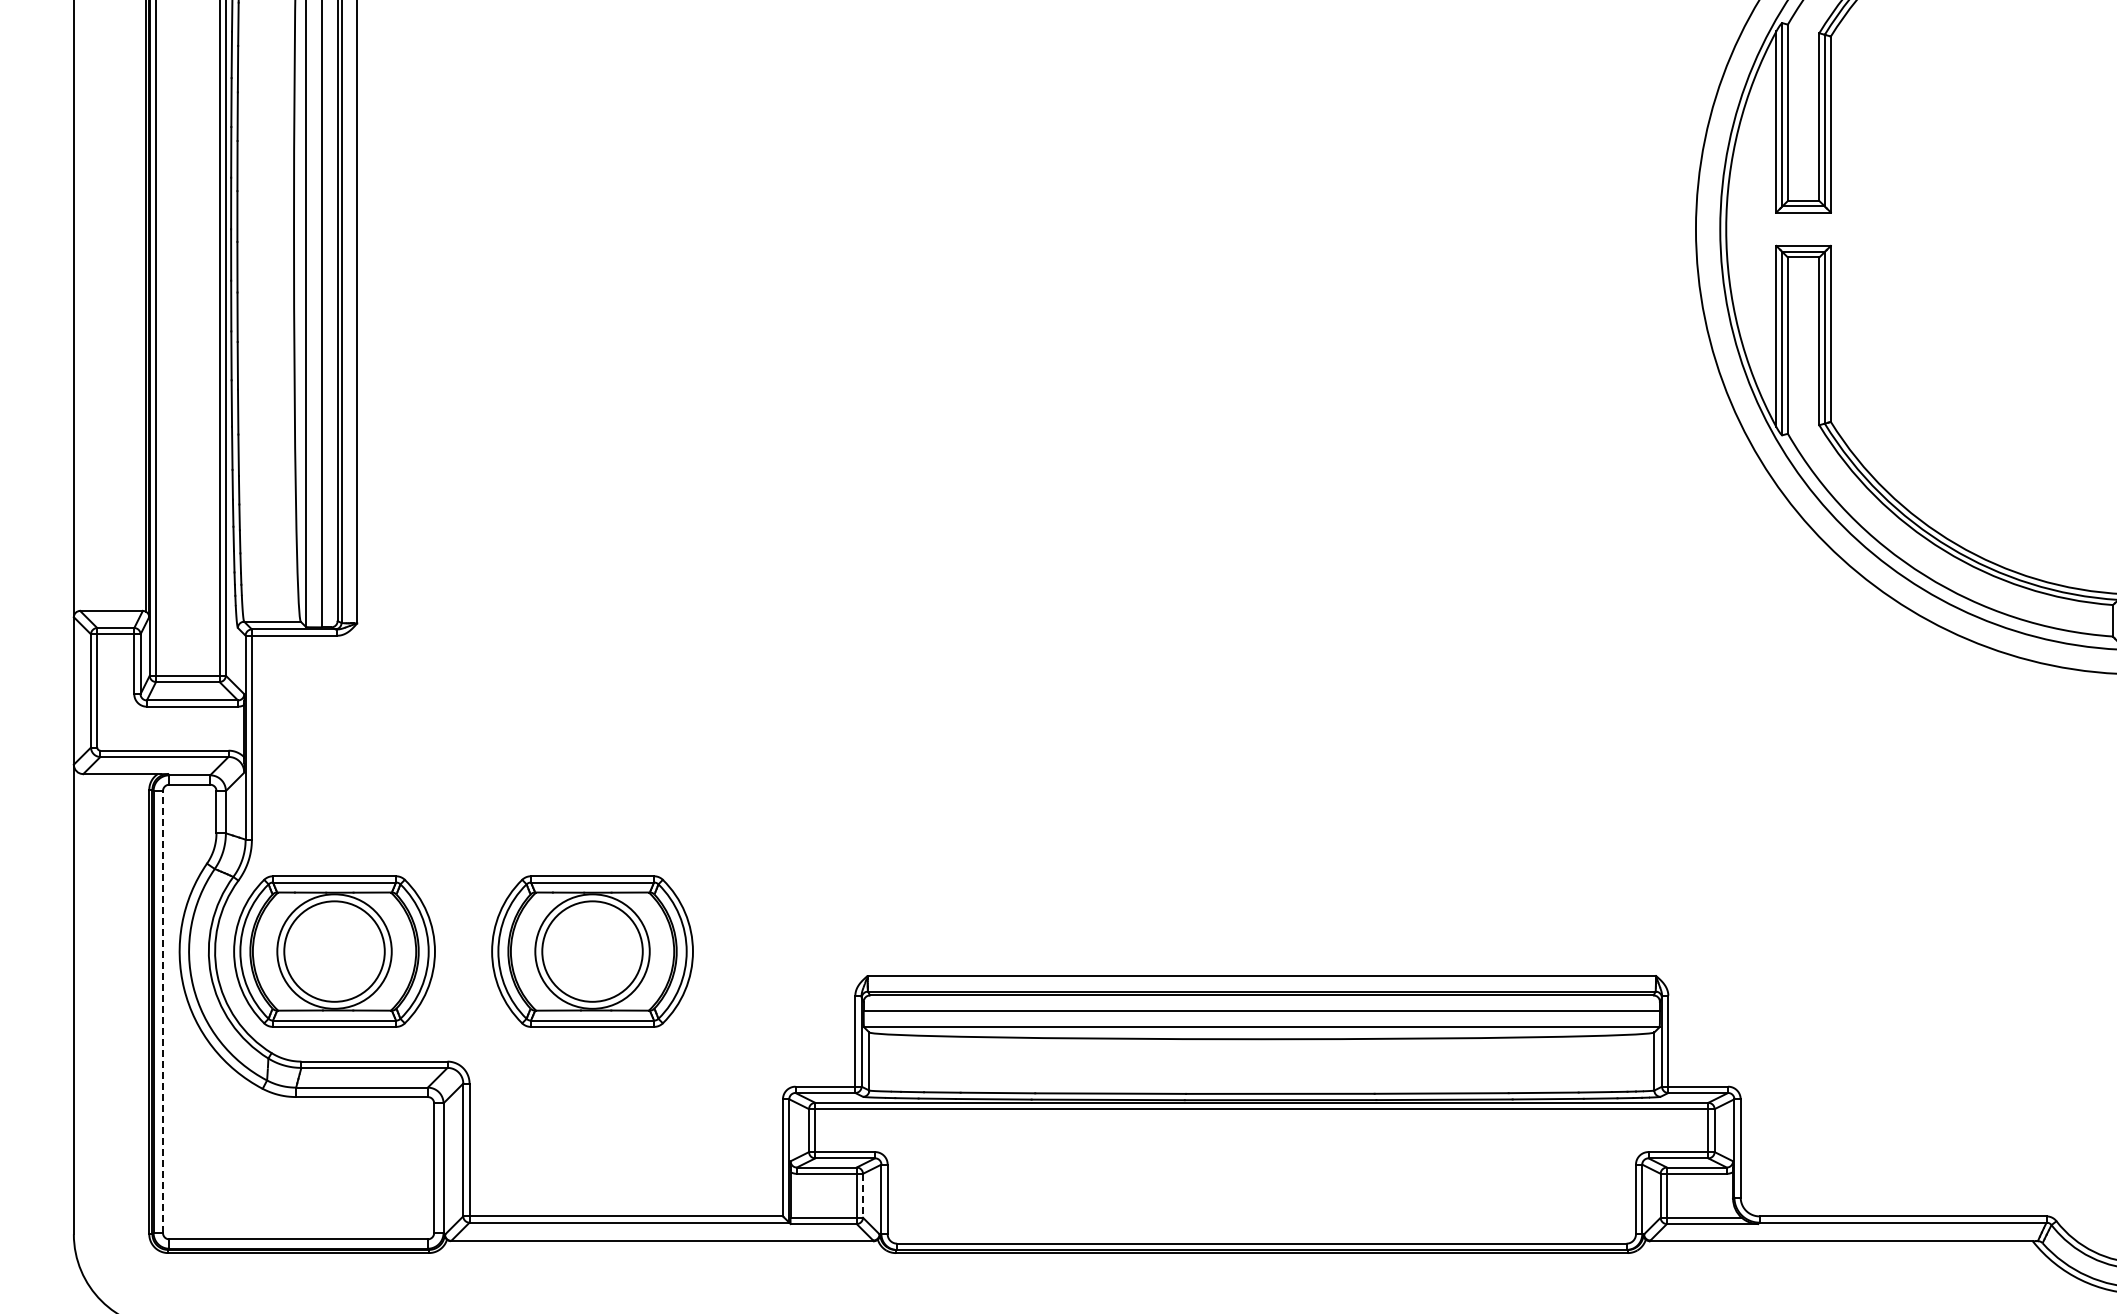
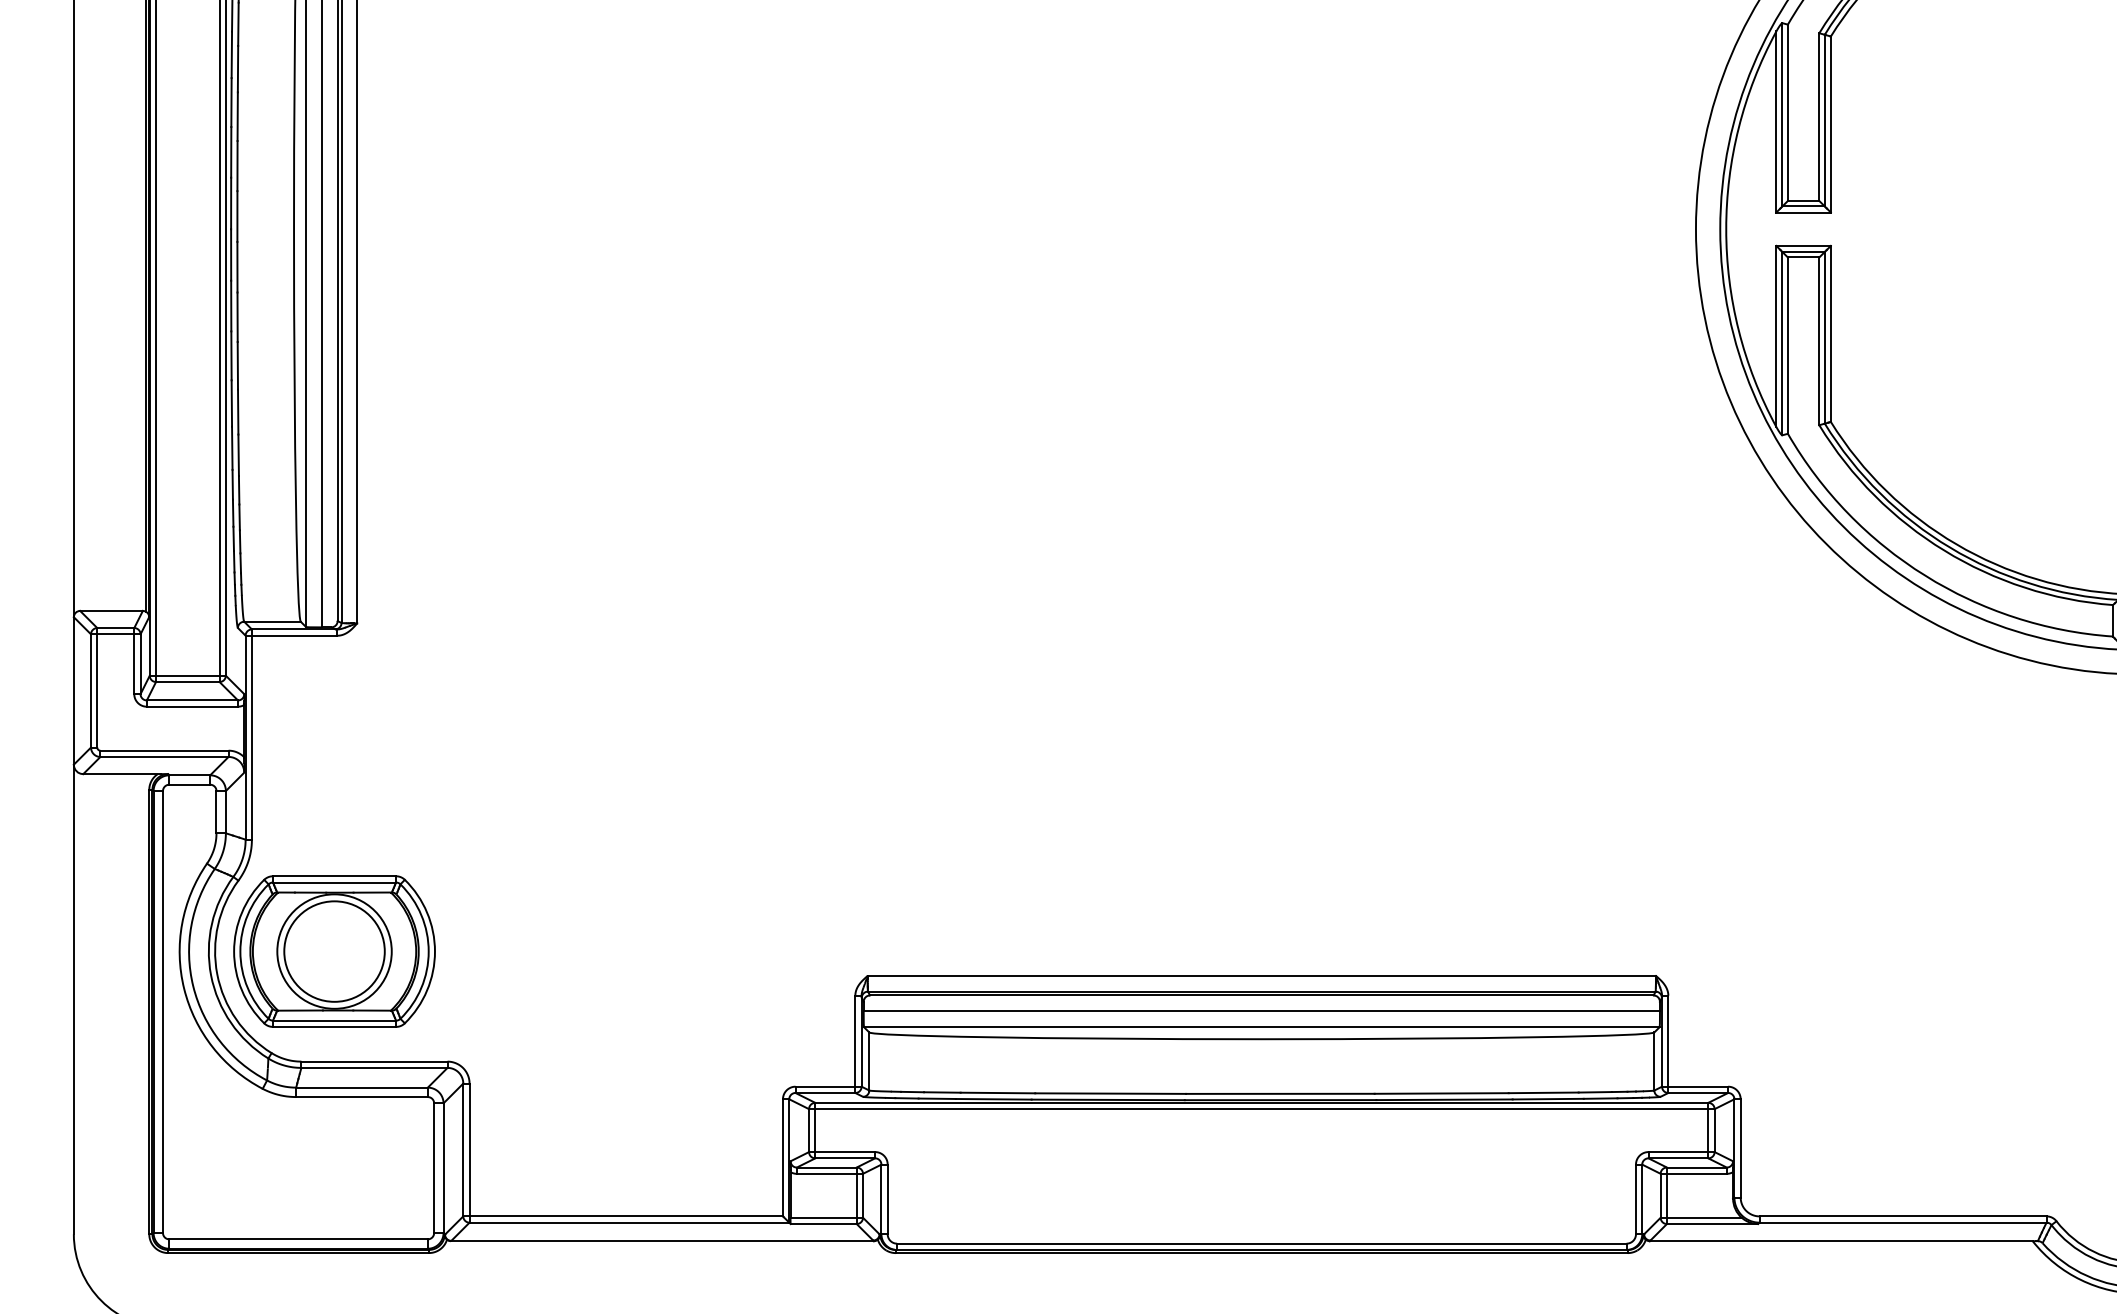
part: present -> none (592, 951)
line: dashed -> solid (163, 1011)
line: dashed -> solid (863, 1195)
